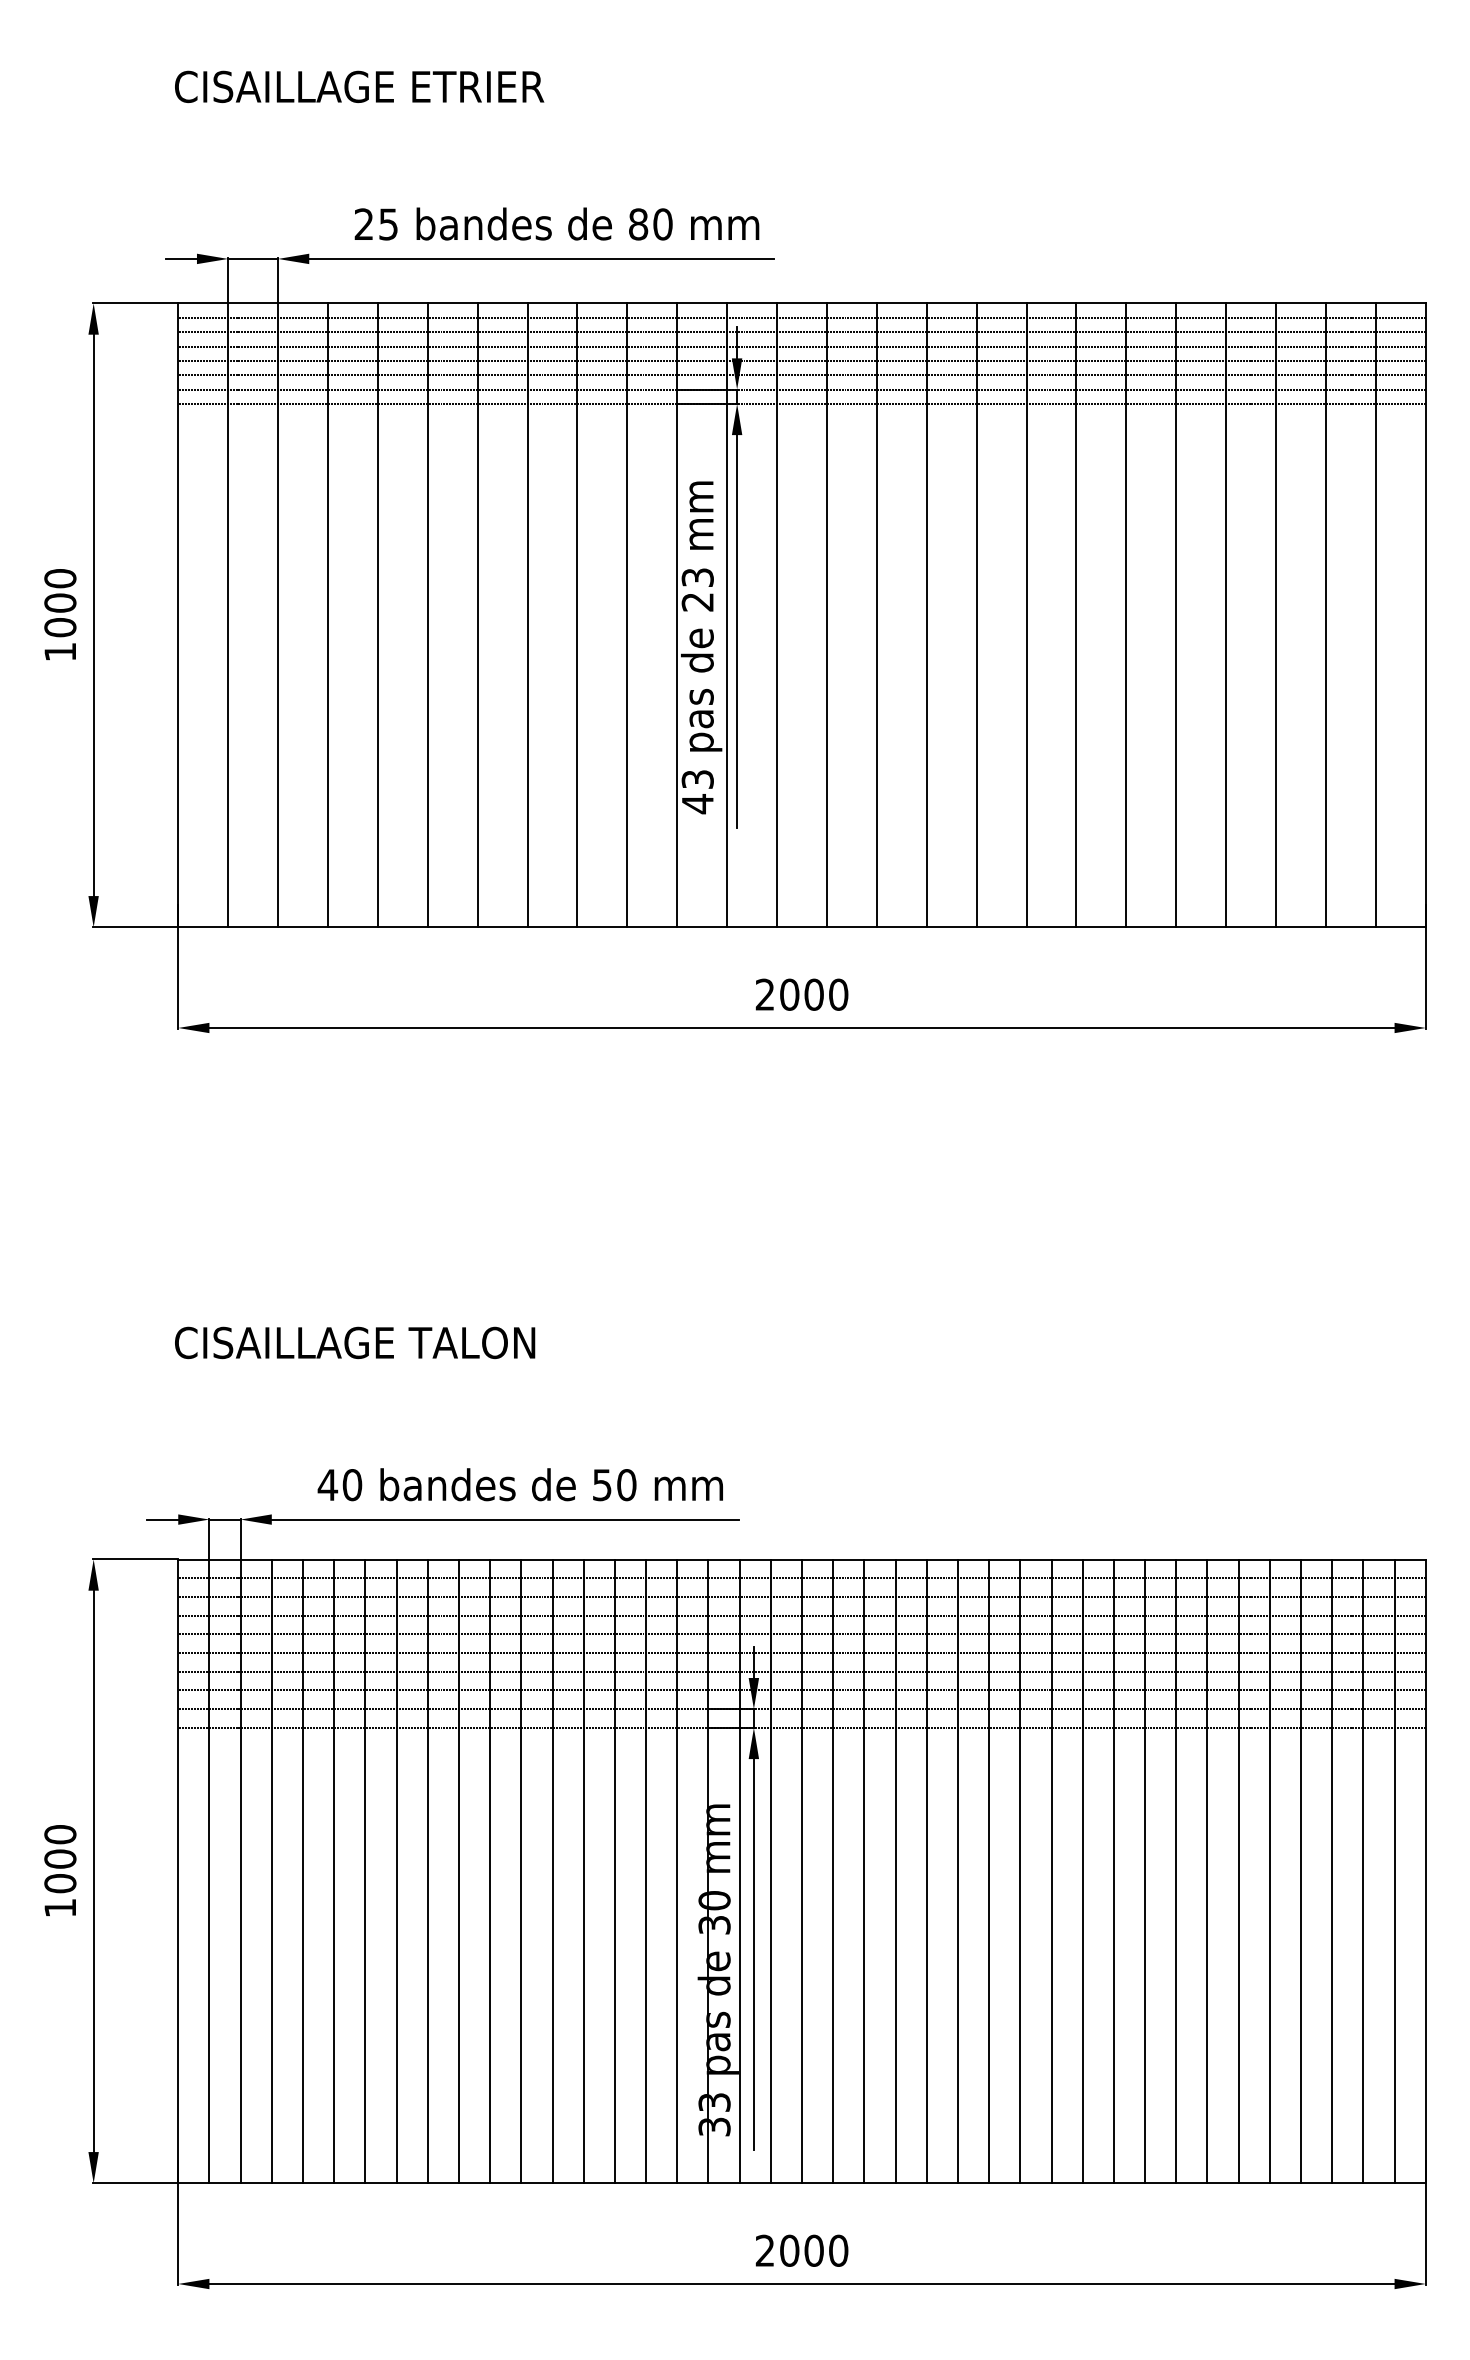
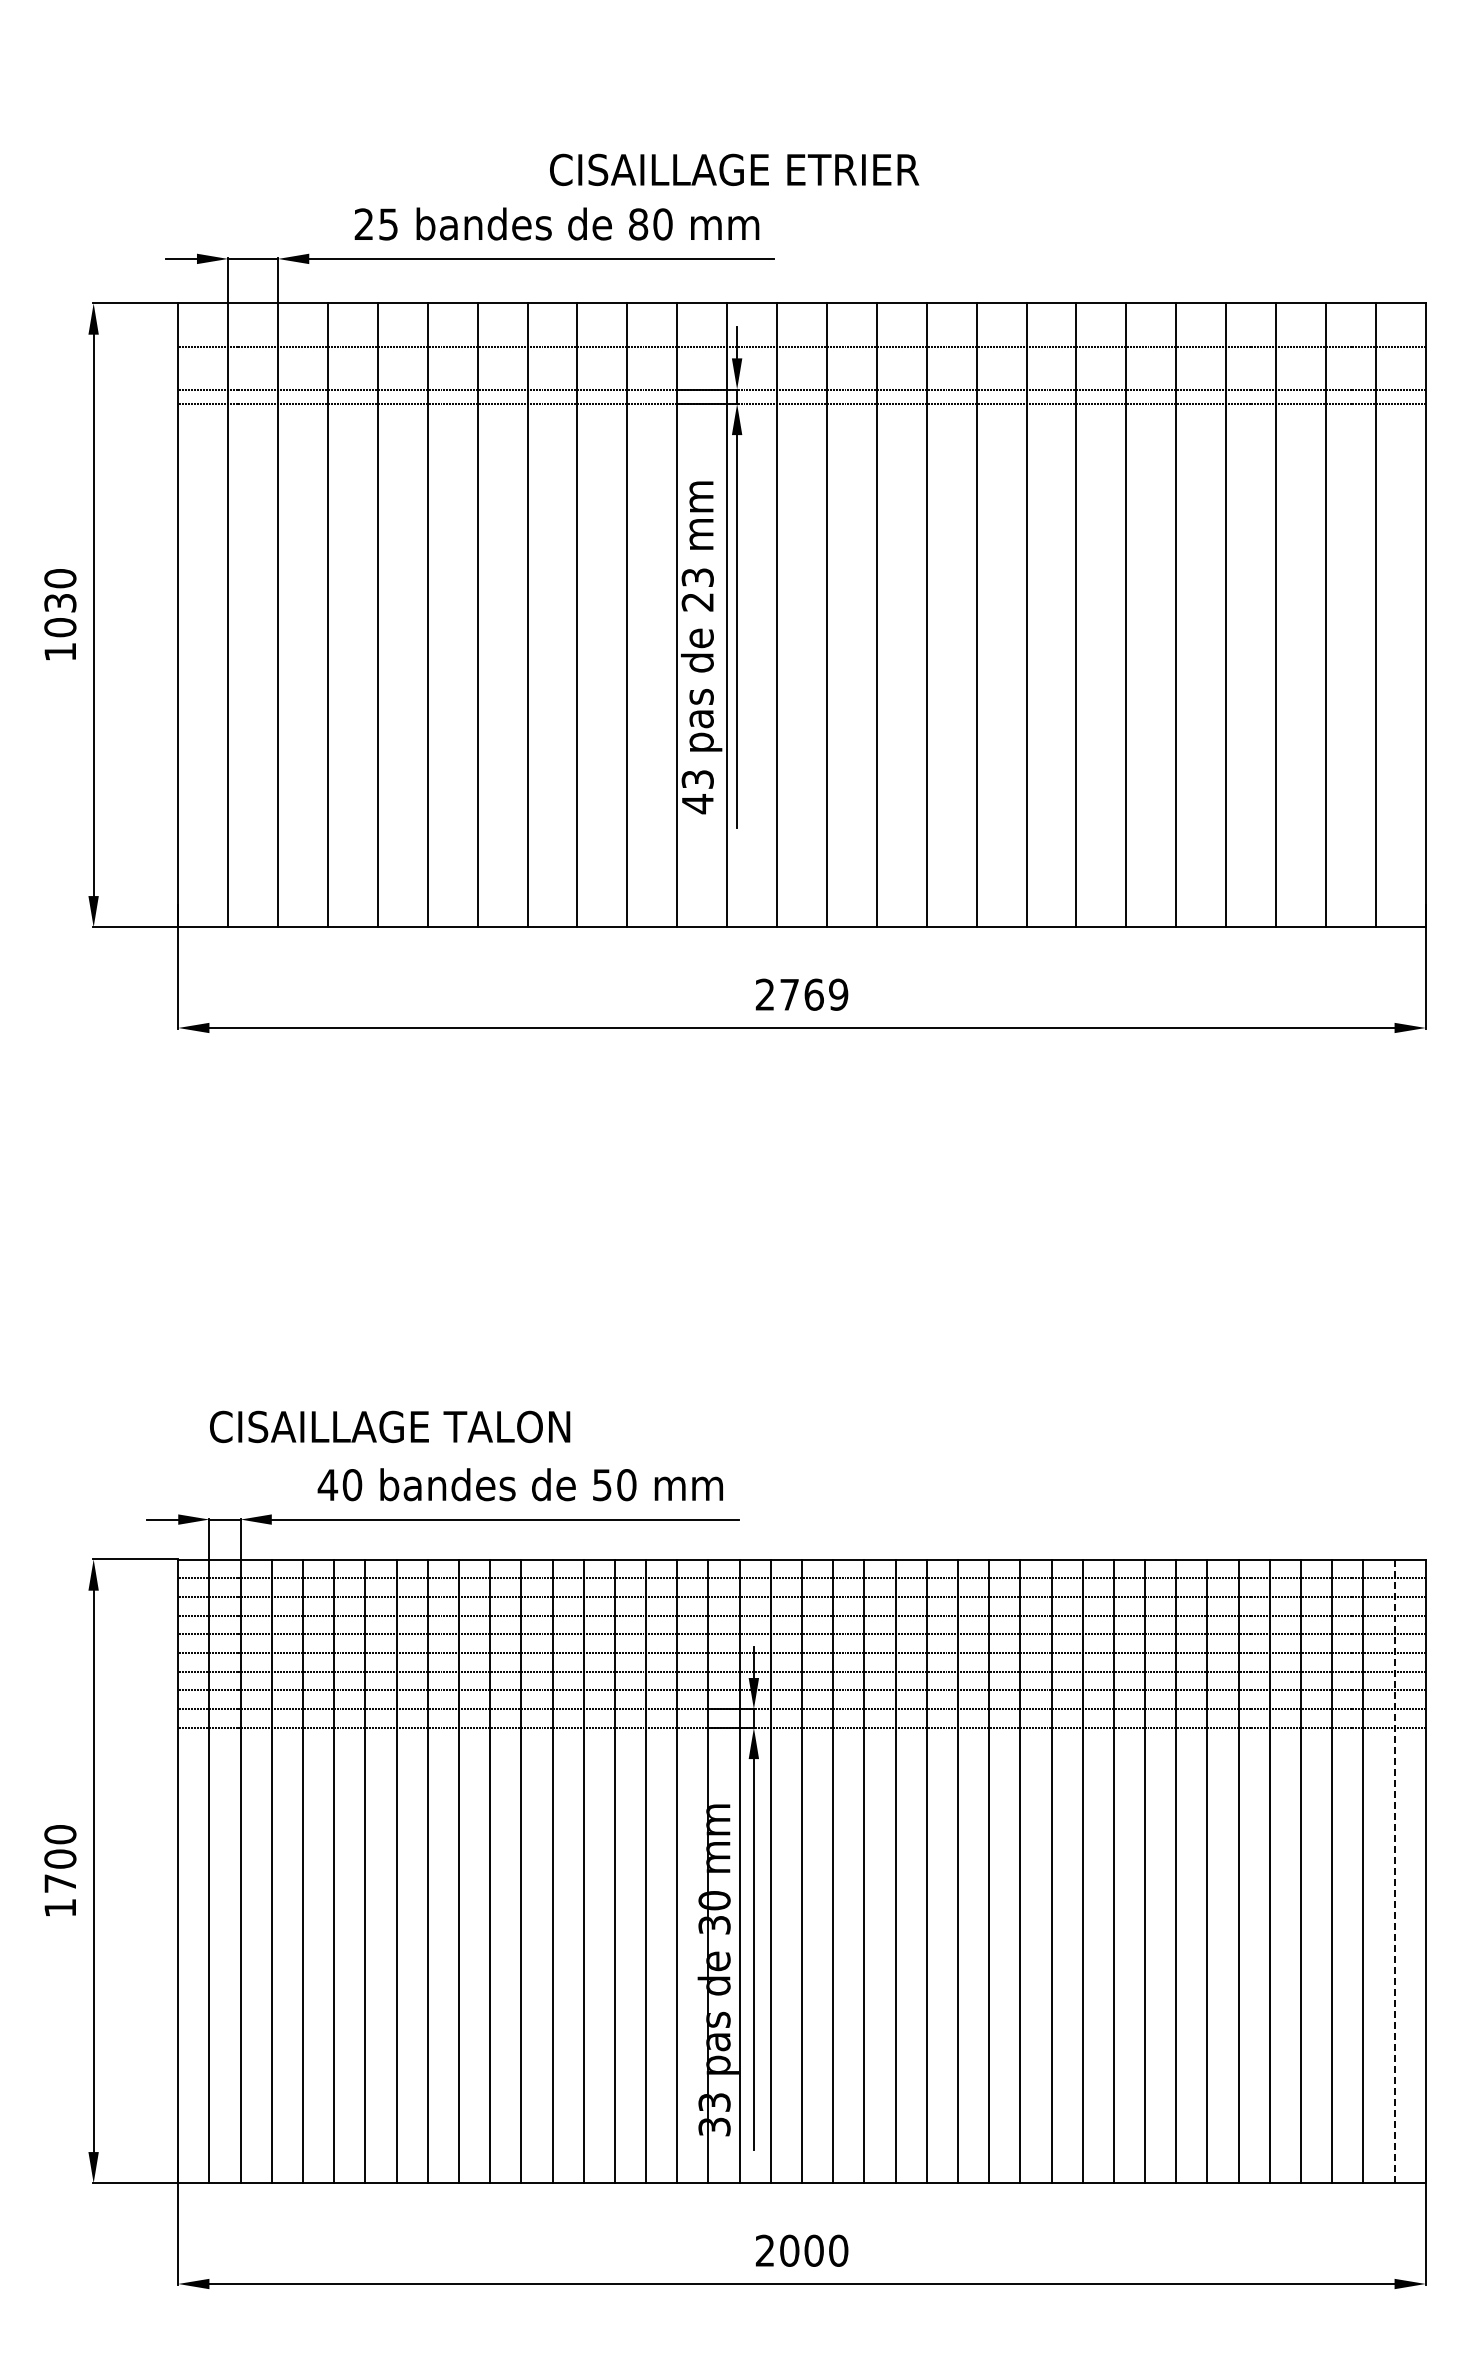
text position: (359, 86) -> (734, 169) (734, 169)
line: present -> none (801, 317)
line: present -> none (801, 332)
line: present -> none (801, 360)
line: present -> none (801, 375)
text: 1000 -> 1030 (60, 602)
text: 2000 -> 2769 (814, 994)
text position: (355, 1342) -> (390, 1426) (390, 1426)
line: solid -> dashed (1394, 1871)
text: 1000 -> 1700 (60, 1883)
